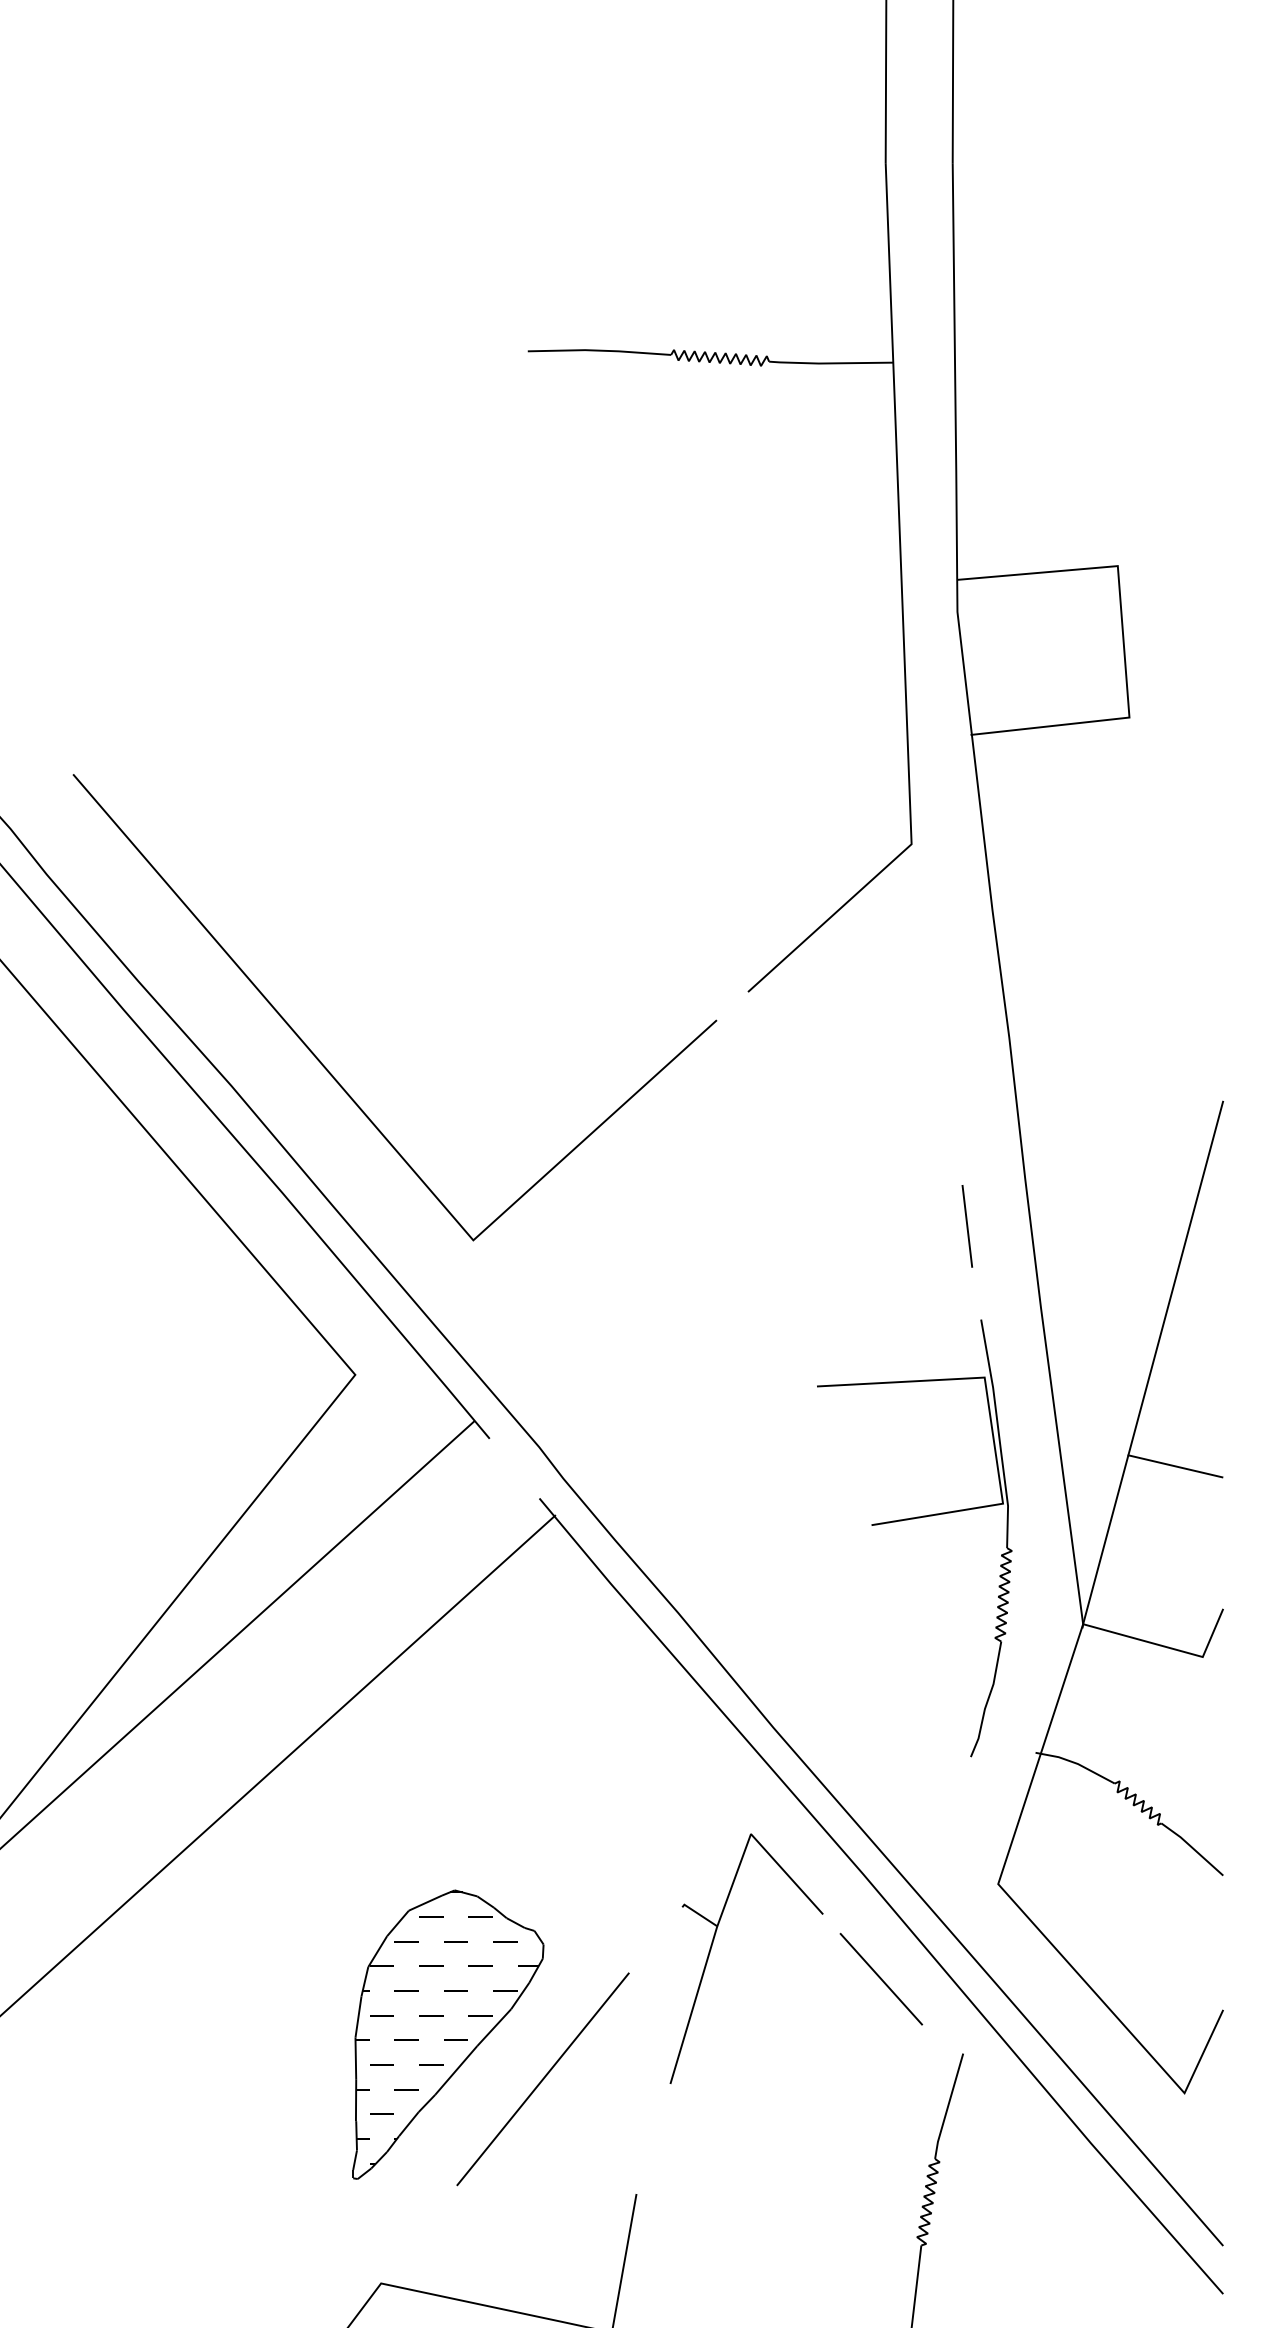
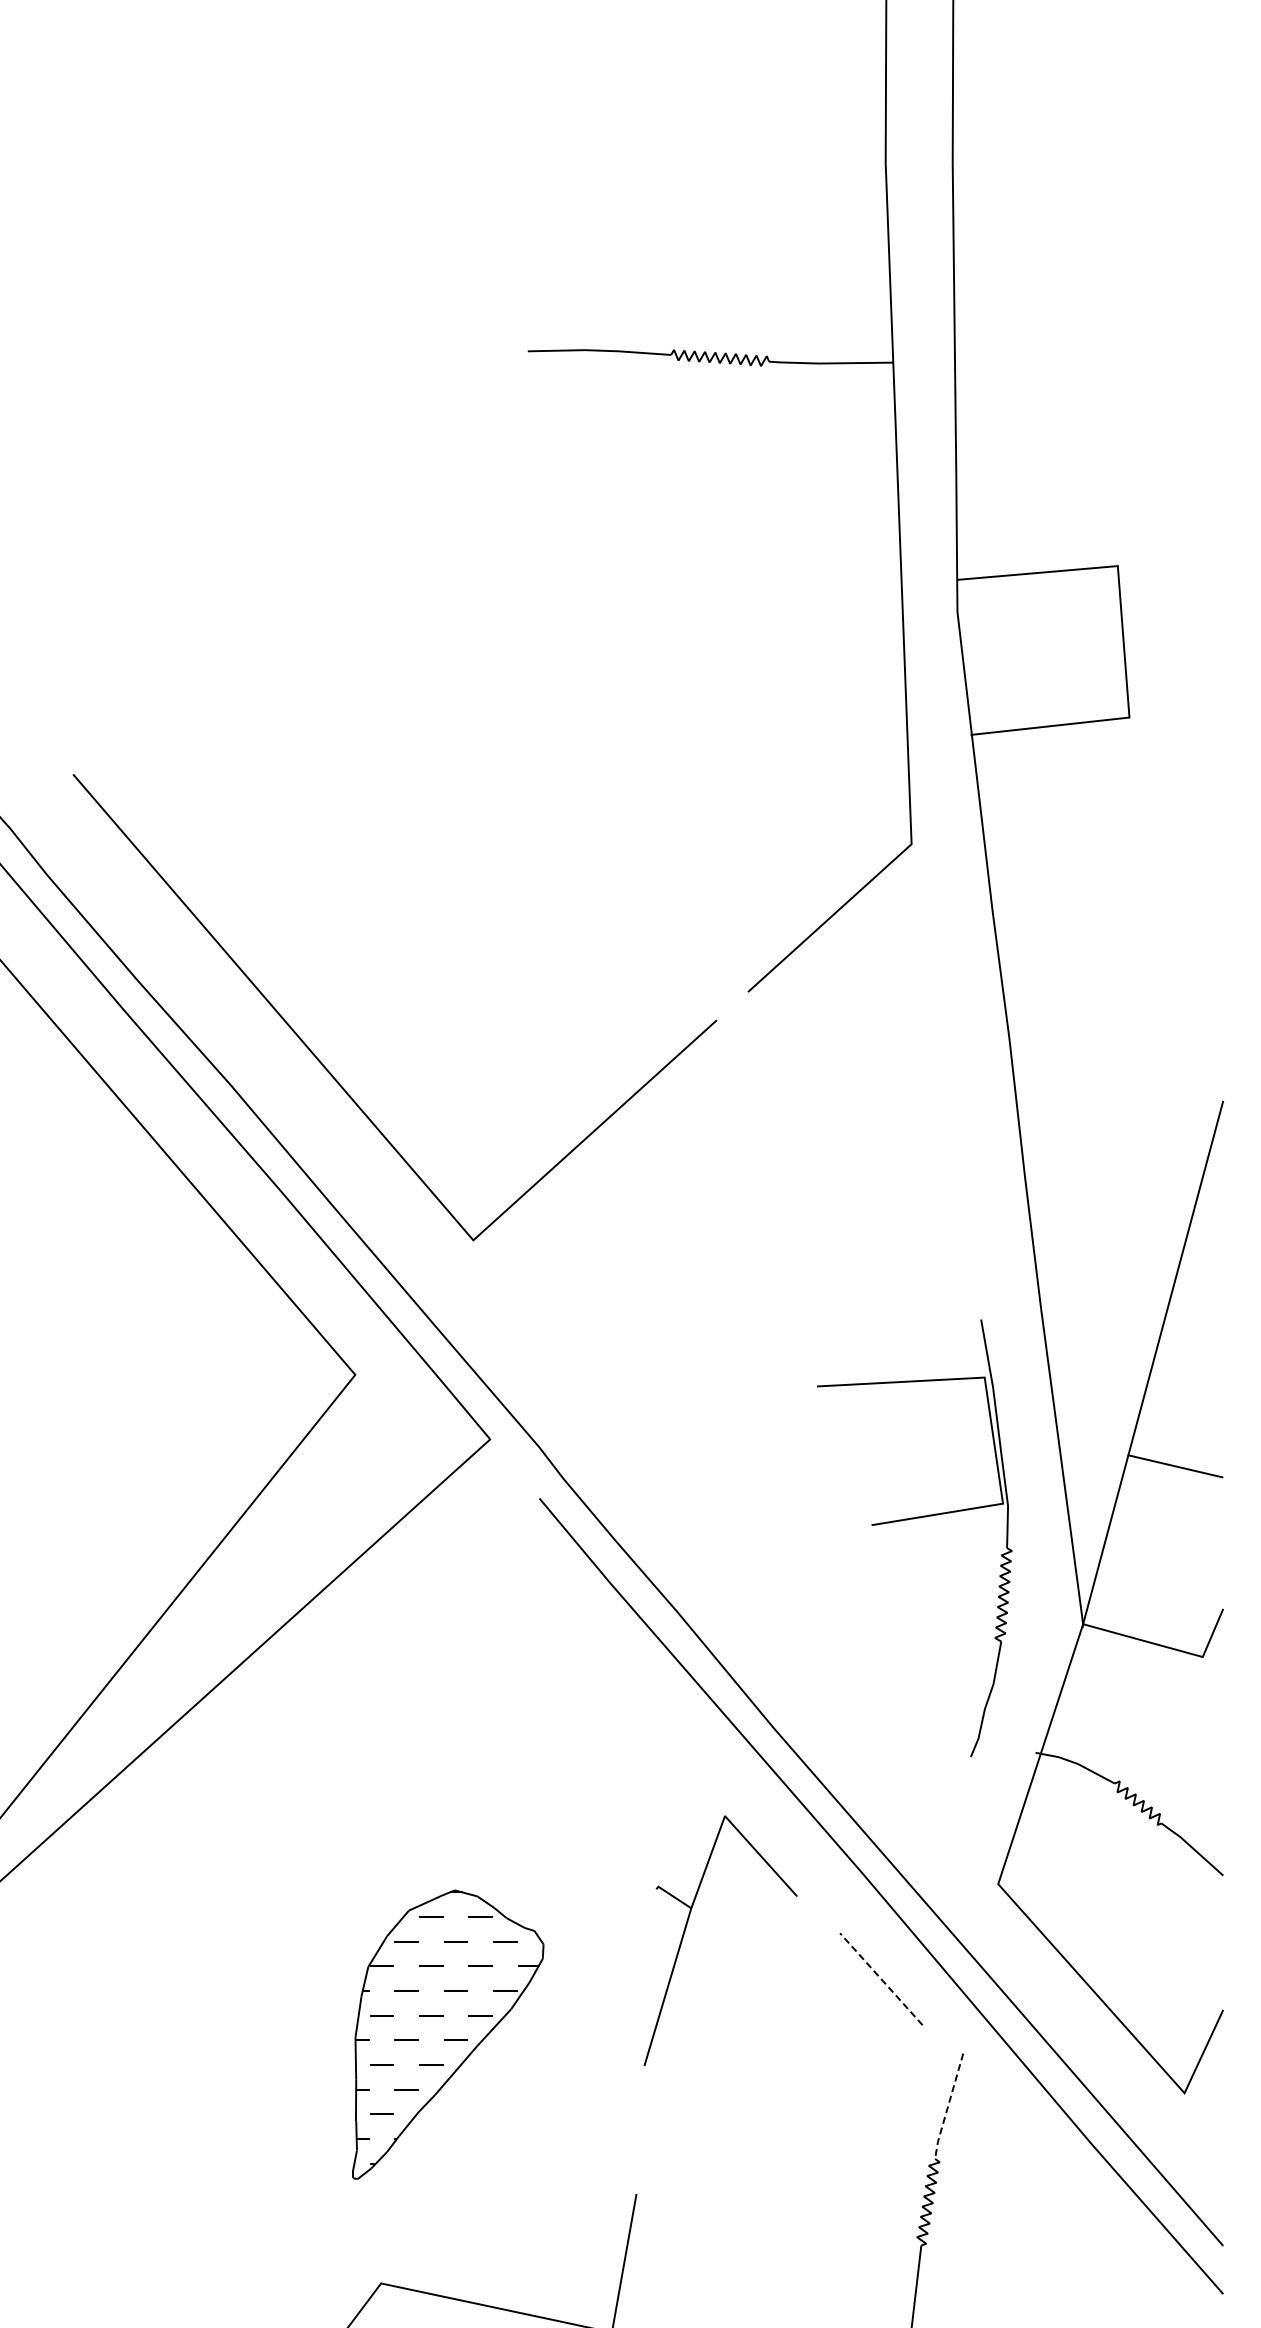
line: present -> none (967, 1226)
line position: (238, 1633) -> (246, 1659) (246, 1659)
line: present -> none (278, 1764)
part position: (711, 1950) -> (685, 1932) (685, 1932)
line: solid -> dashed (881, 1979)
line: present -> none (542, 2079)
line: solid -> dashed (947, 2107)
